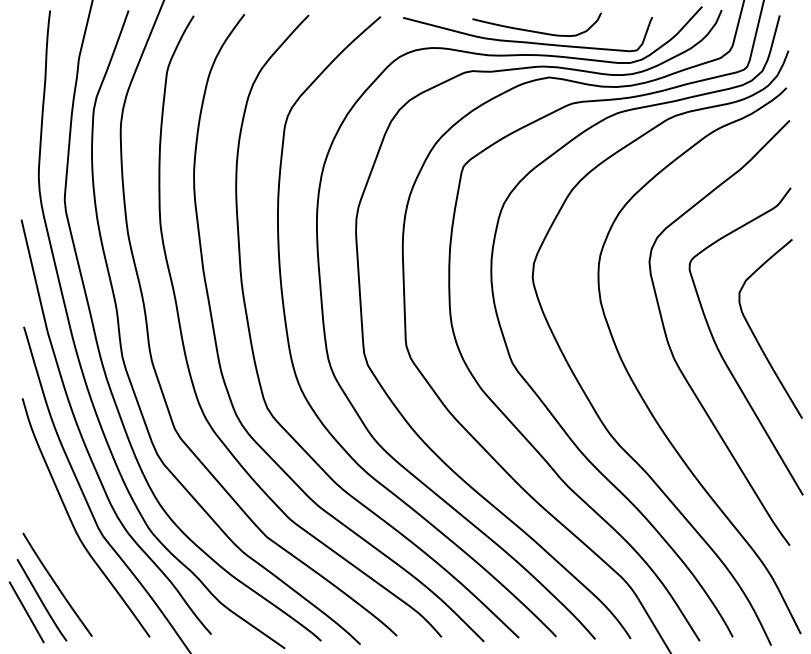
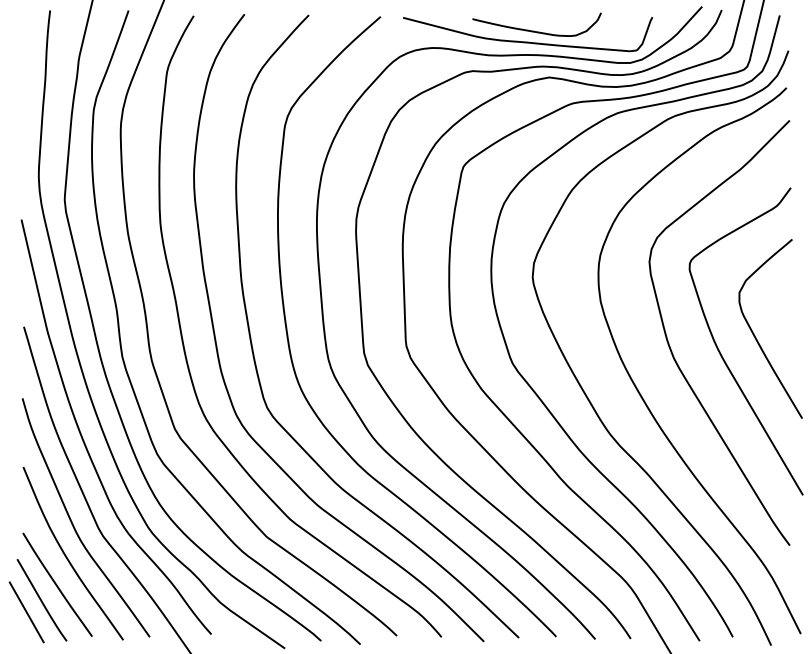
curve: none -> present (66, 555)
